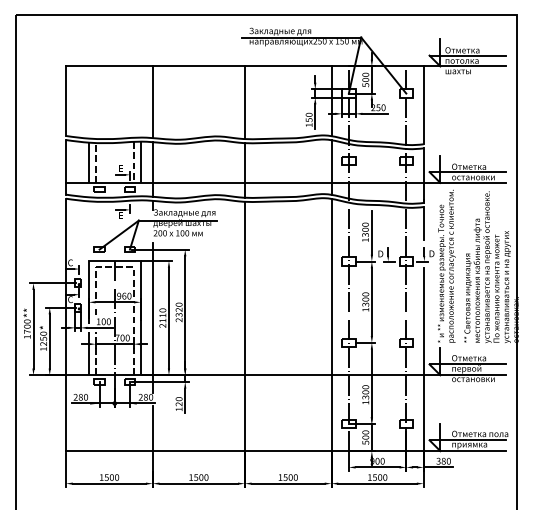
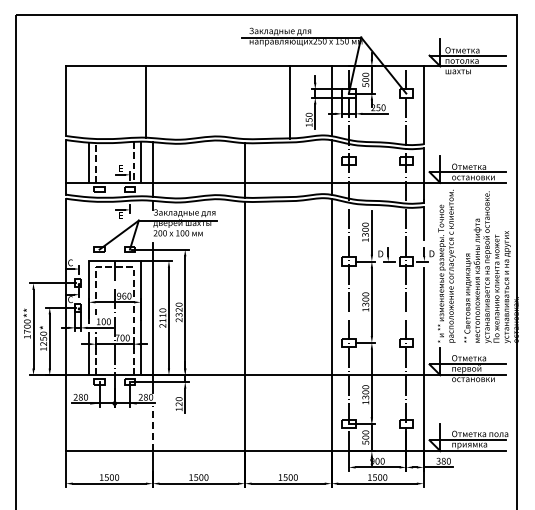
line position: (152, 102) -> (145, 102) (145, 102)
line position: (244, 102) -> (289, 102) (289, 102)
line: solid -> dashed (152, 428)
